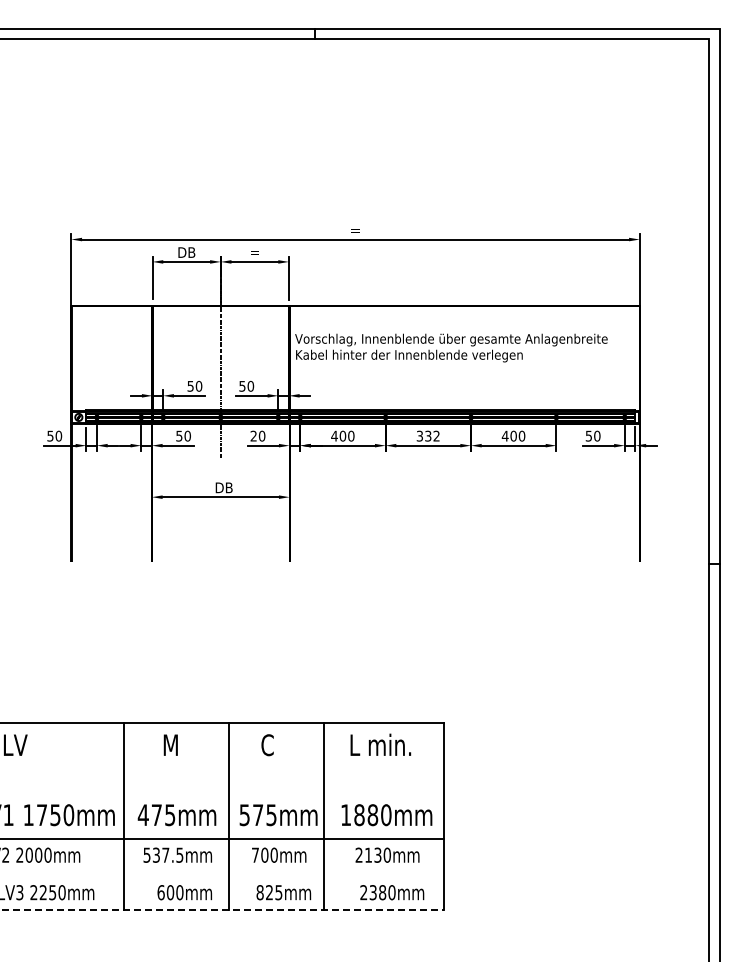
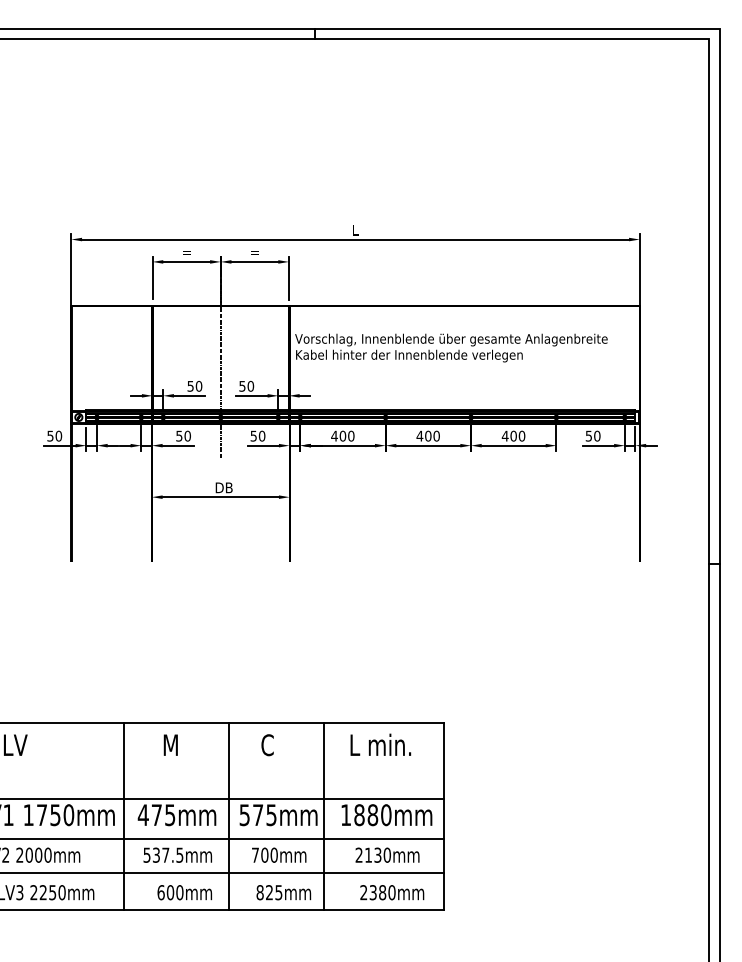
text: = -> L (355, 230)
text: DB -> = (186, 252)
text: 20 -> 50 (253, 435)
text: 332 -> 400 (427, 435)
line: none -> present (222, 799)
line: none -> present (222, 872)
line: dashed -> solid (222, 910)
